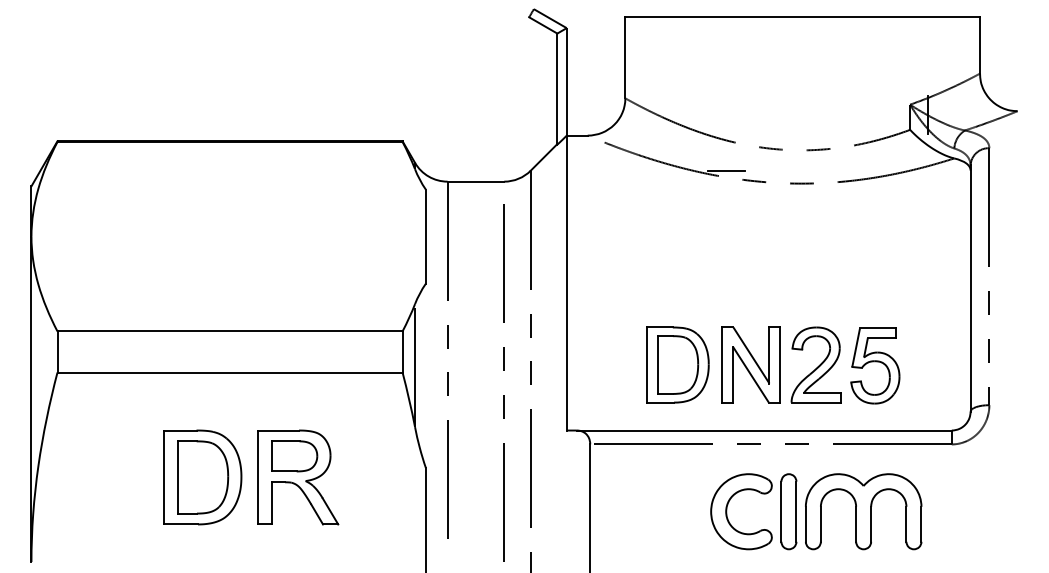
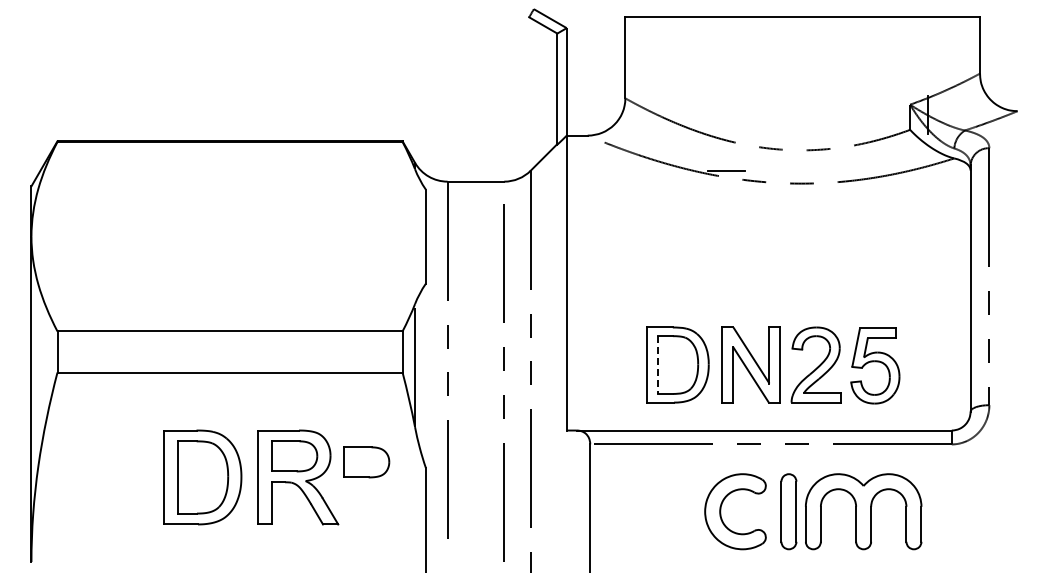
line: solid -> dashed (657, 365)
part: none -> present (366, 462)
part position: (727, 511) -> (721, 511) (721, 511)
